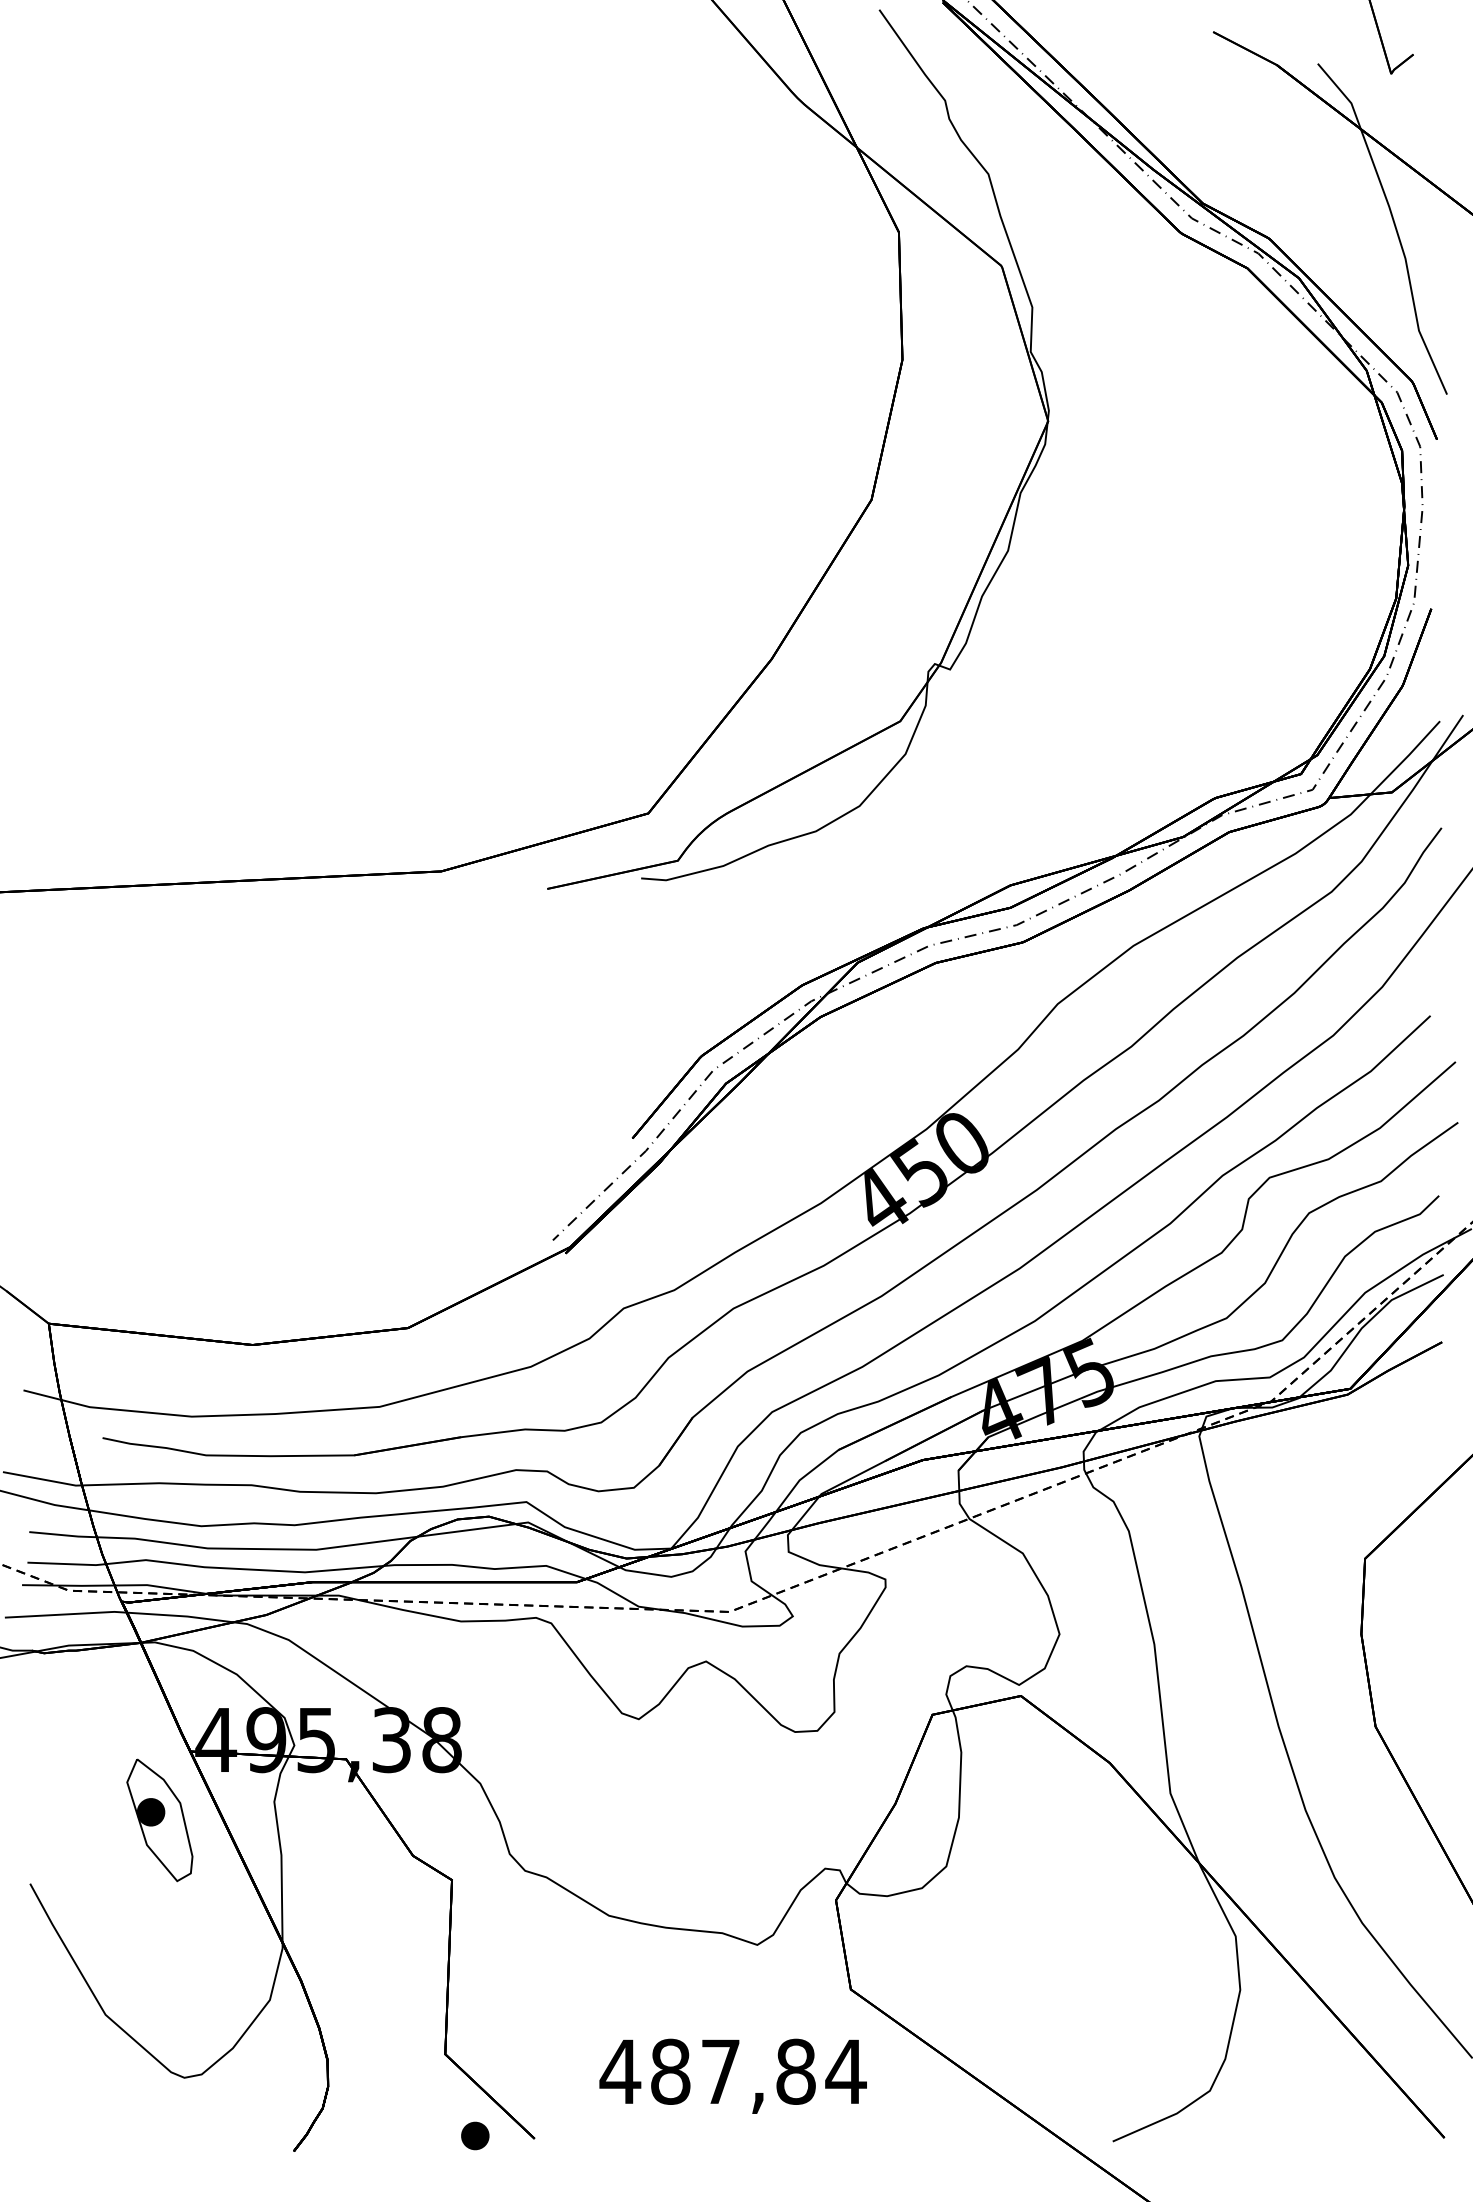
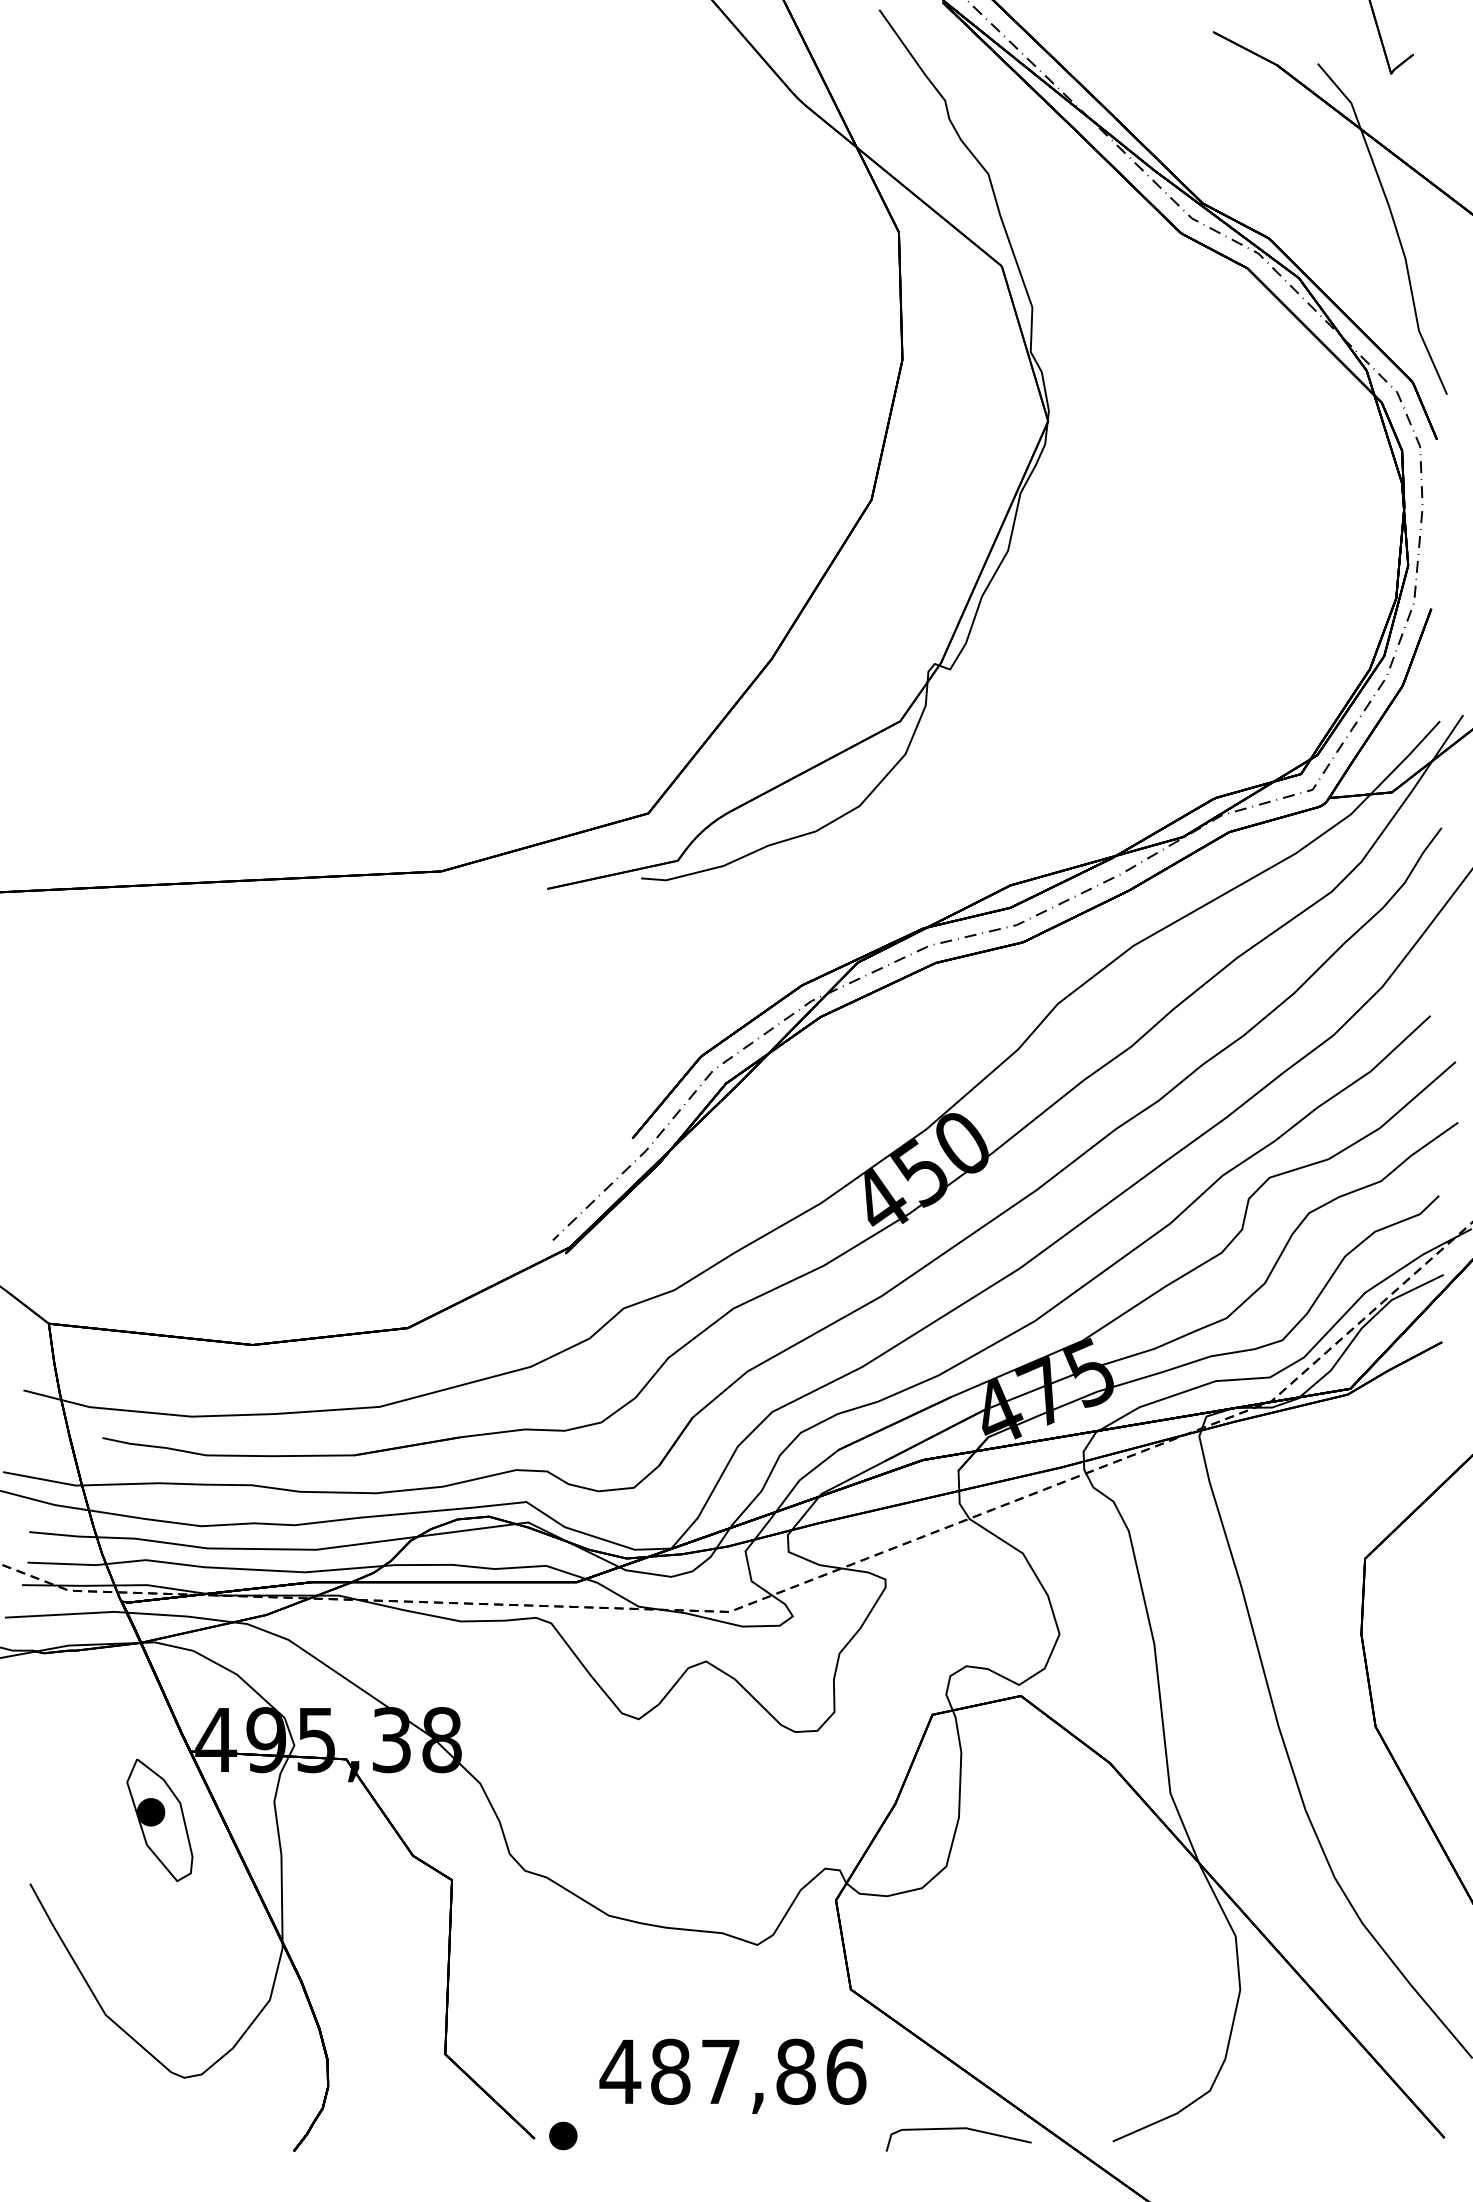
text: 487,84 -> 487,86 (845, 2071)
line: none -> present (958, 2129)
part position: (475, 2135) -> (563, 2135) (563, 2135)
